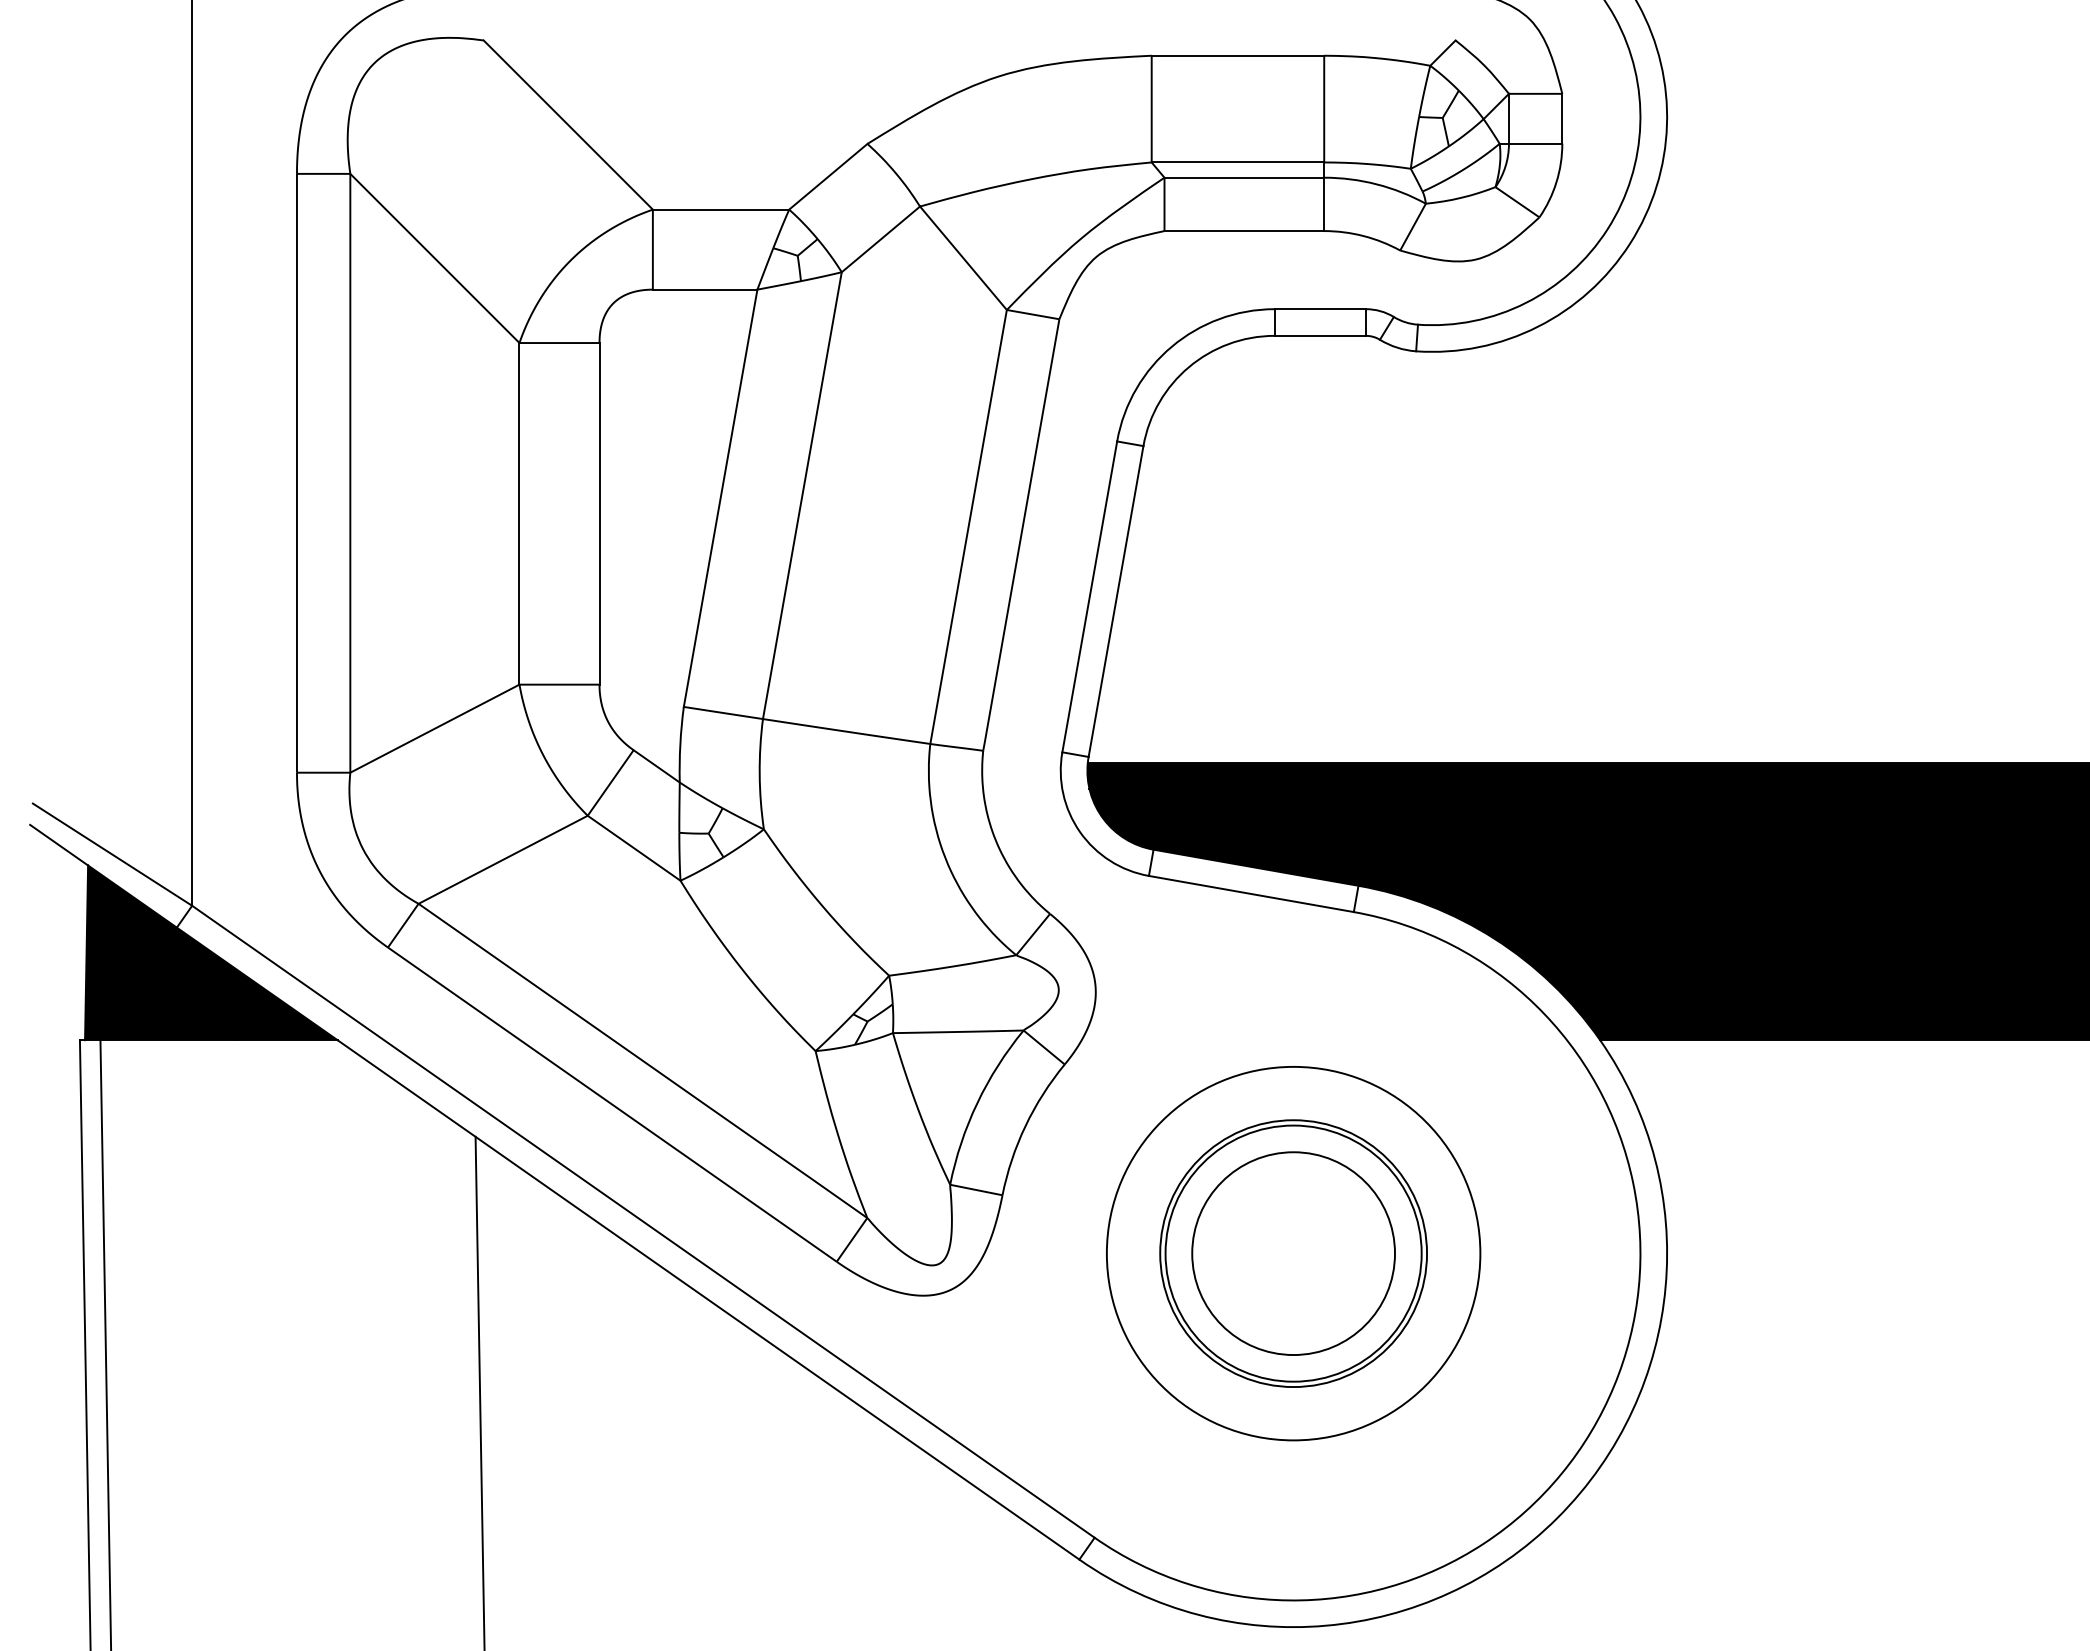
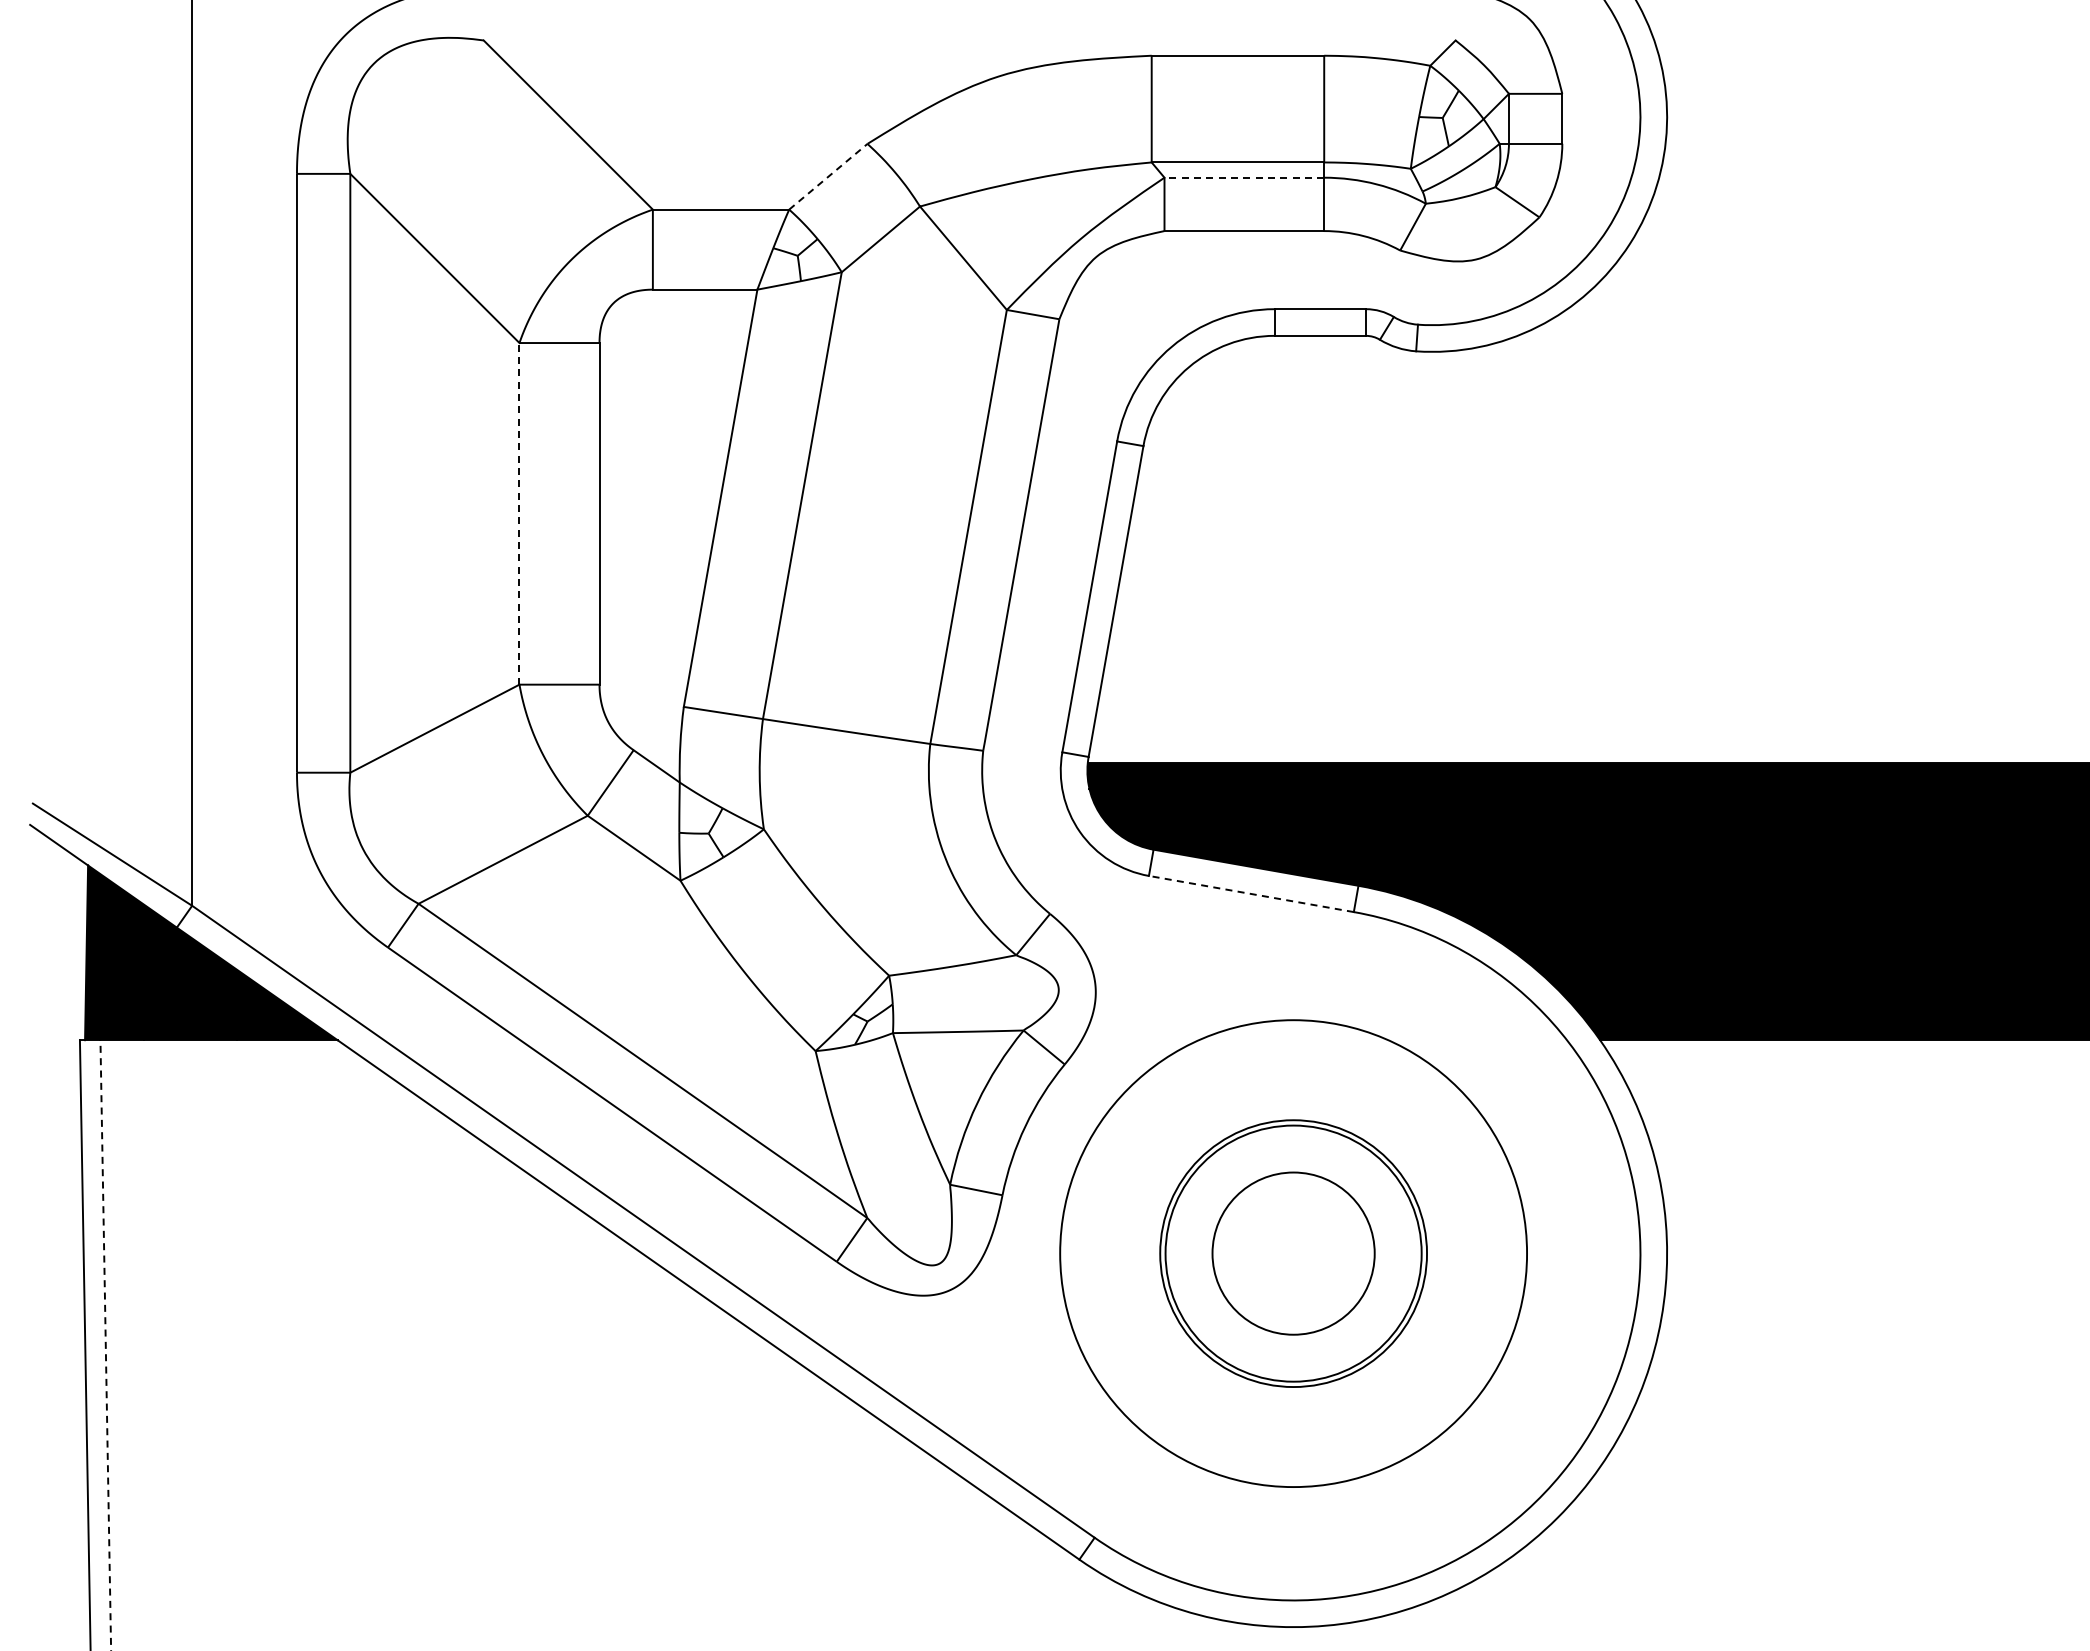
line: solid -> dashed (828, 176)
line: solid -> dashed (1244, 177)
line: solid -> dashed (519, 513)
line: solid -> dashed (1250, 893)
circle diameter: 203 px -> 162 px (1293, 1253)
circle diameter: 374 px -> 467 px (1293, 1253)
line: solid -> dashed (105, 1344)
line: present -> none (479, 1391)
